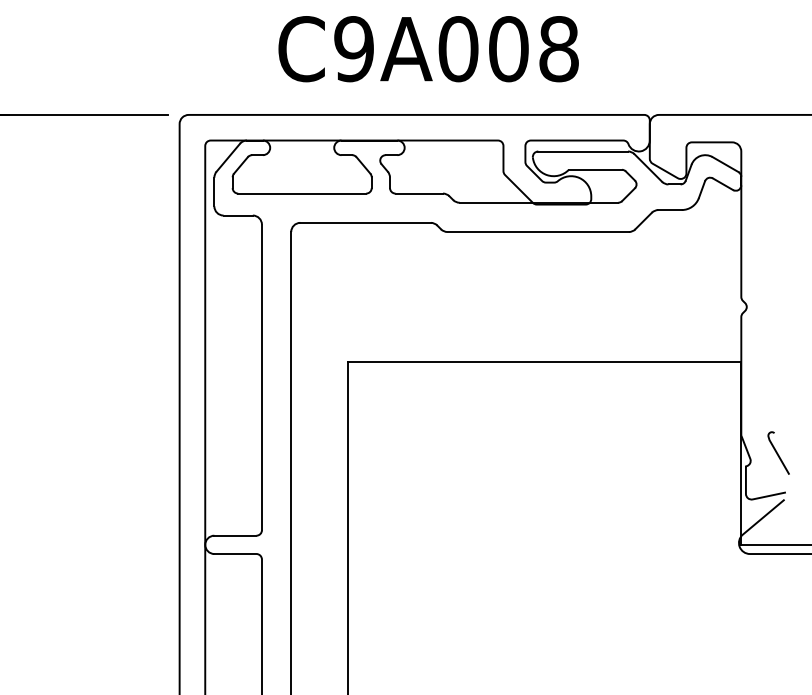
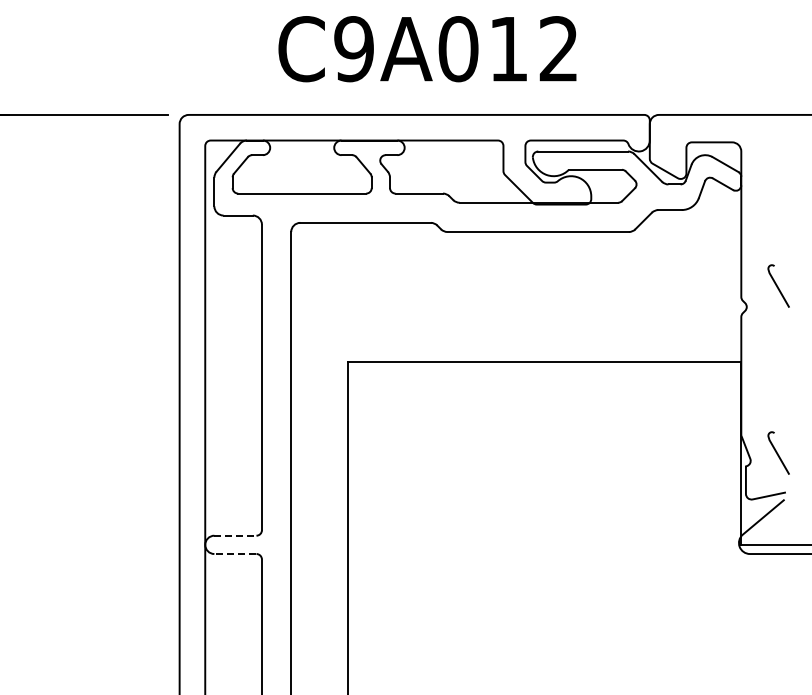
text: C9A008 -> C9A012 (533, 49)
curve: none -> present (777, 285)
line: solid -> dashed (235, 535)
line: solid -> dashed (234, 554)
